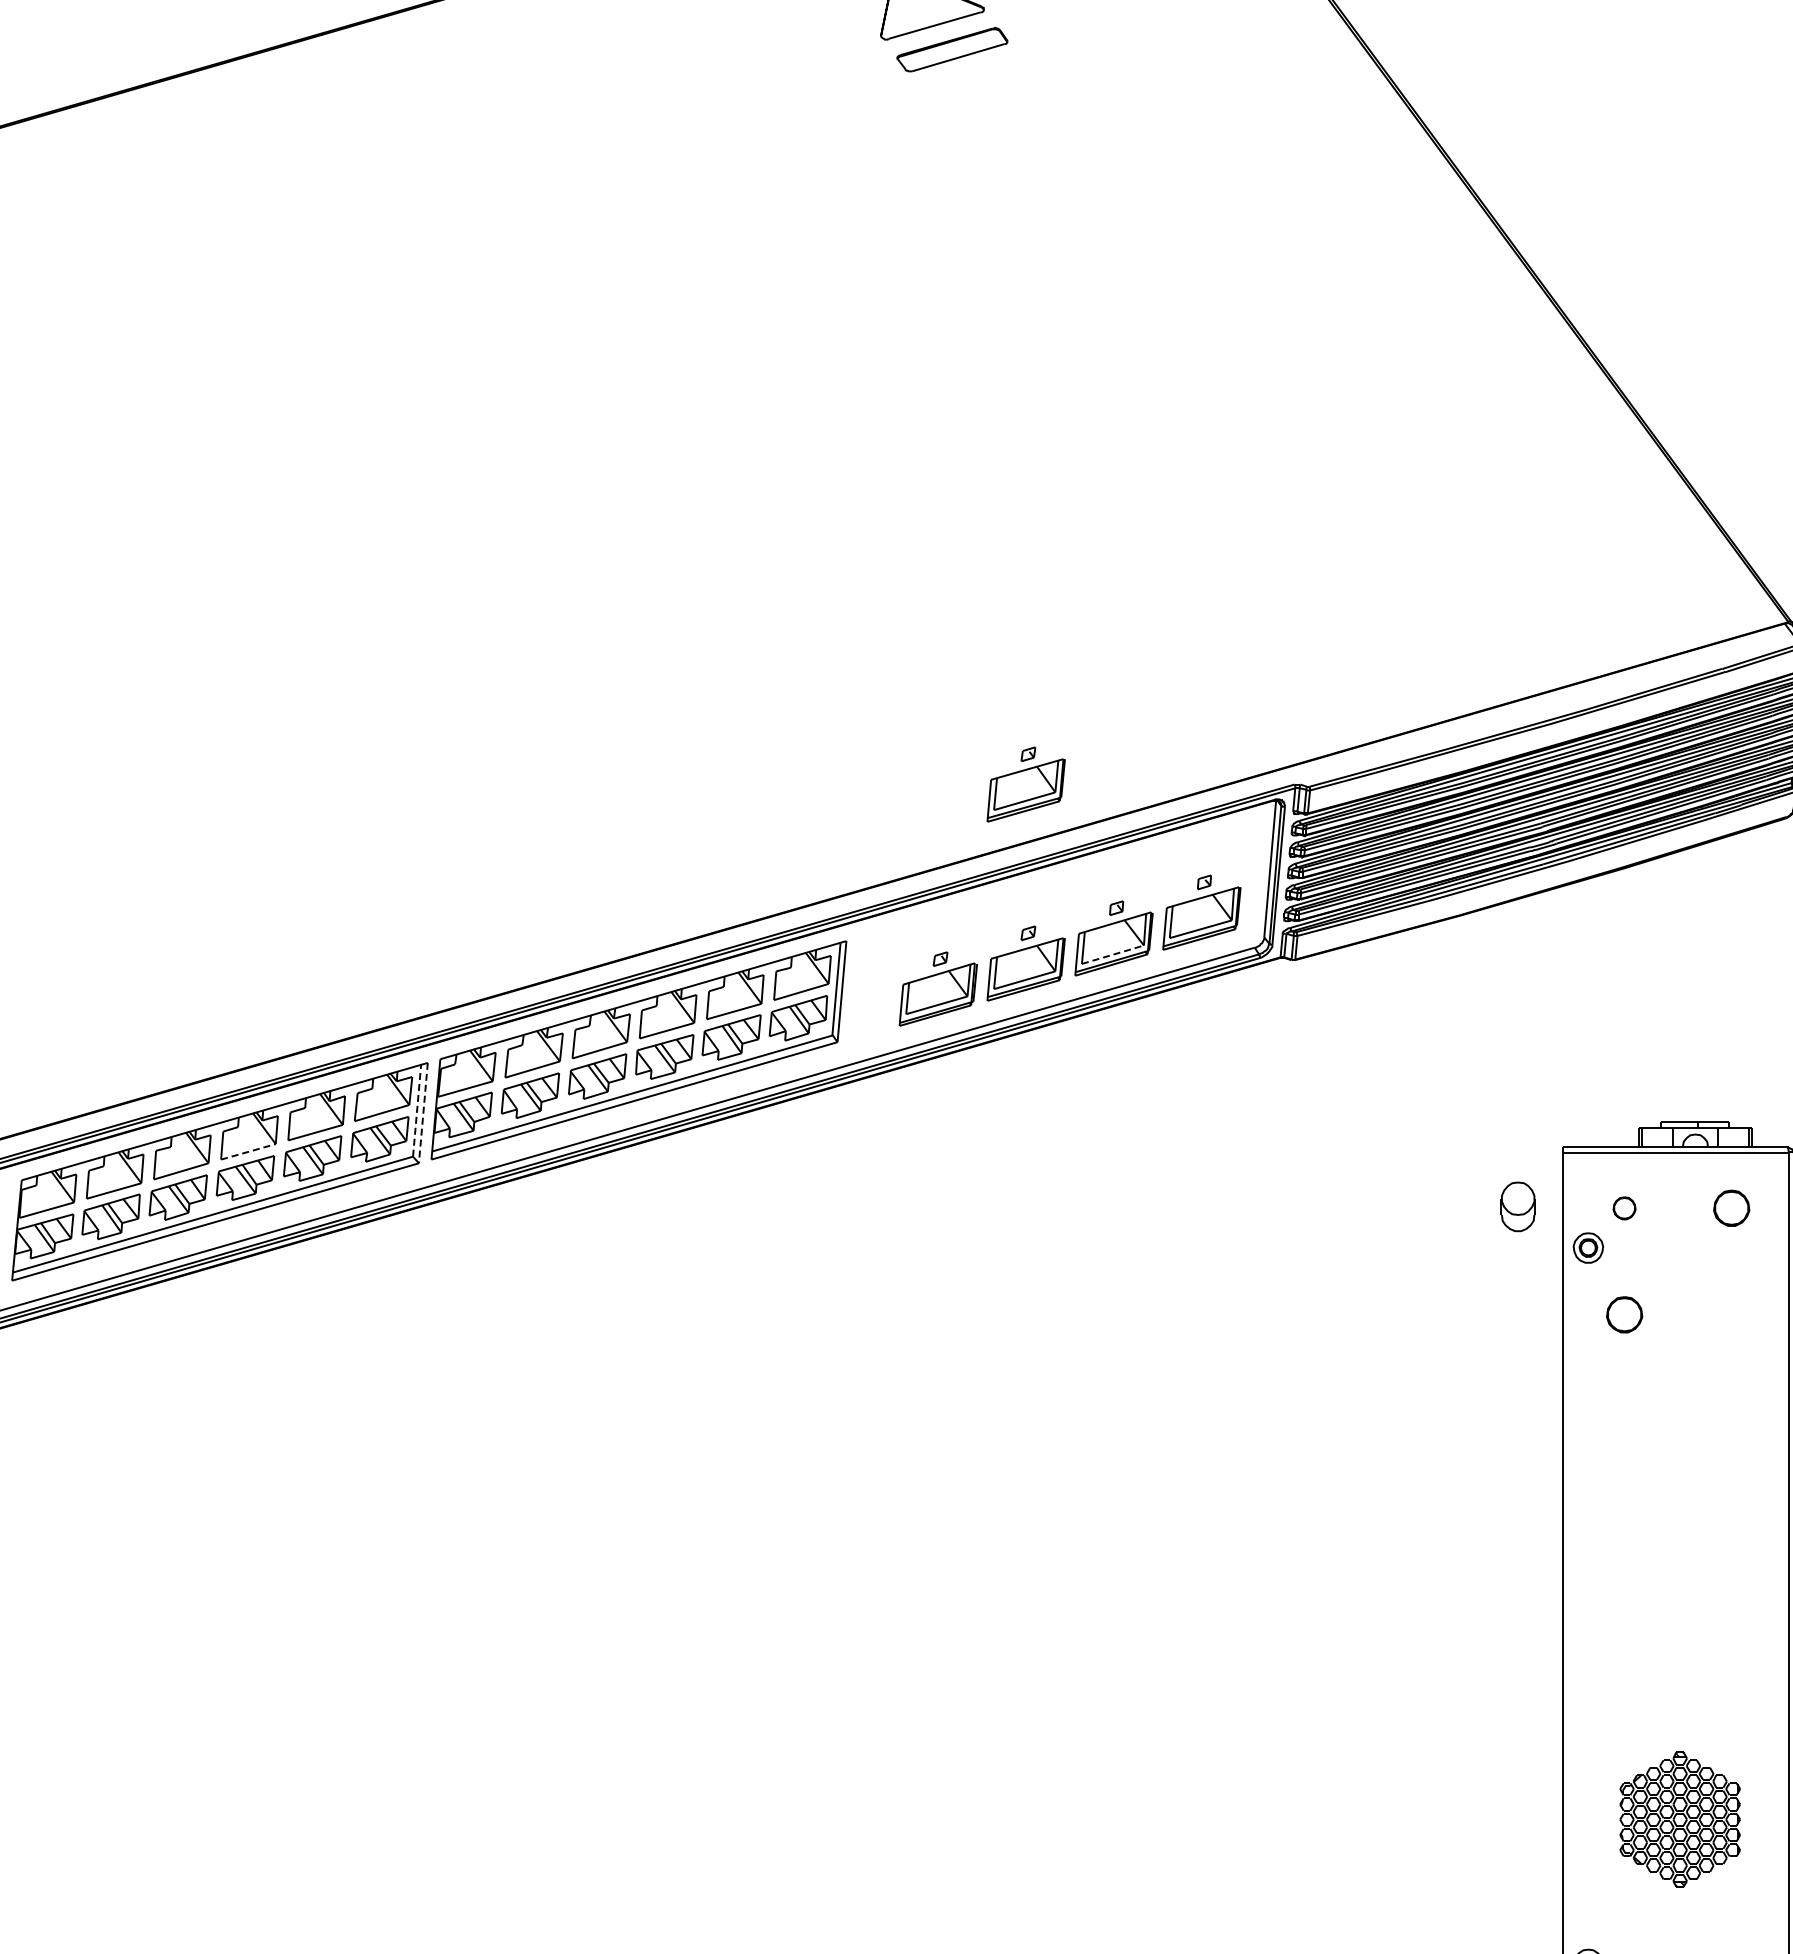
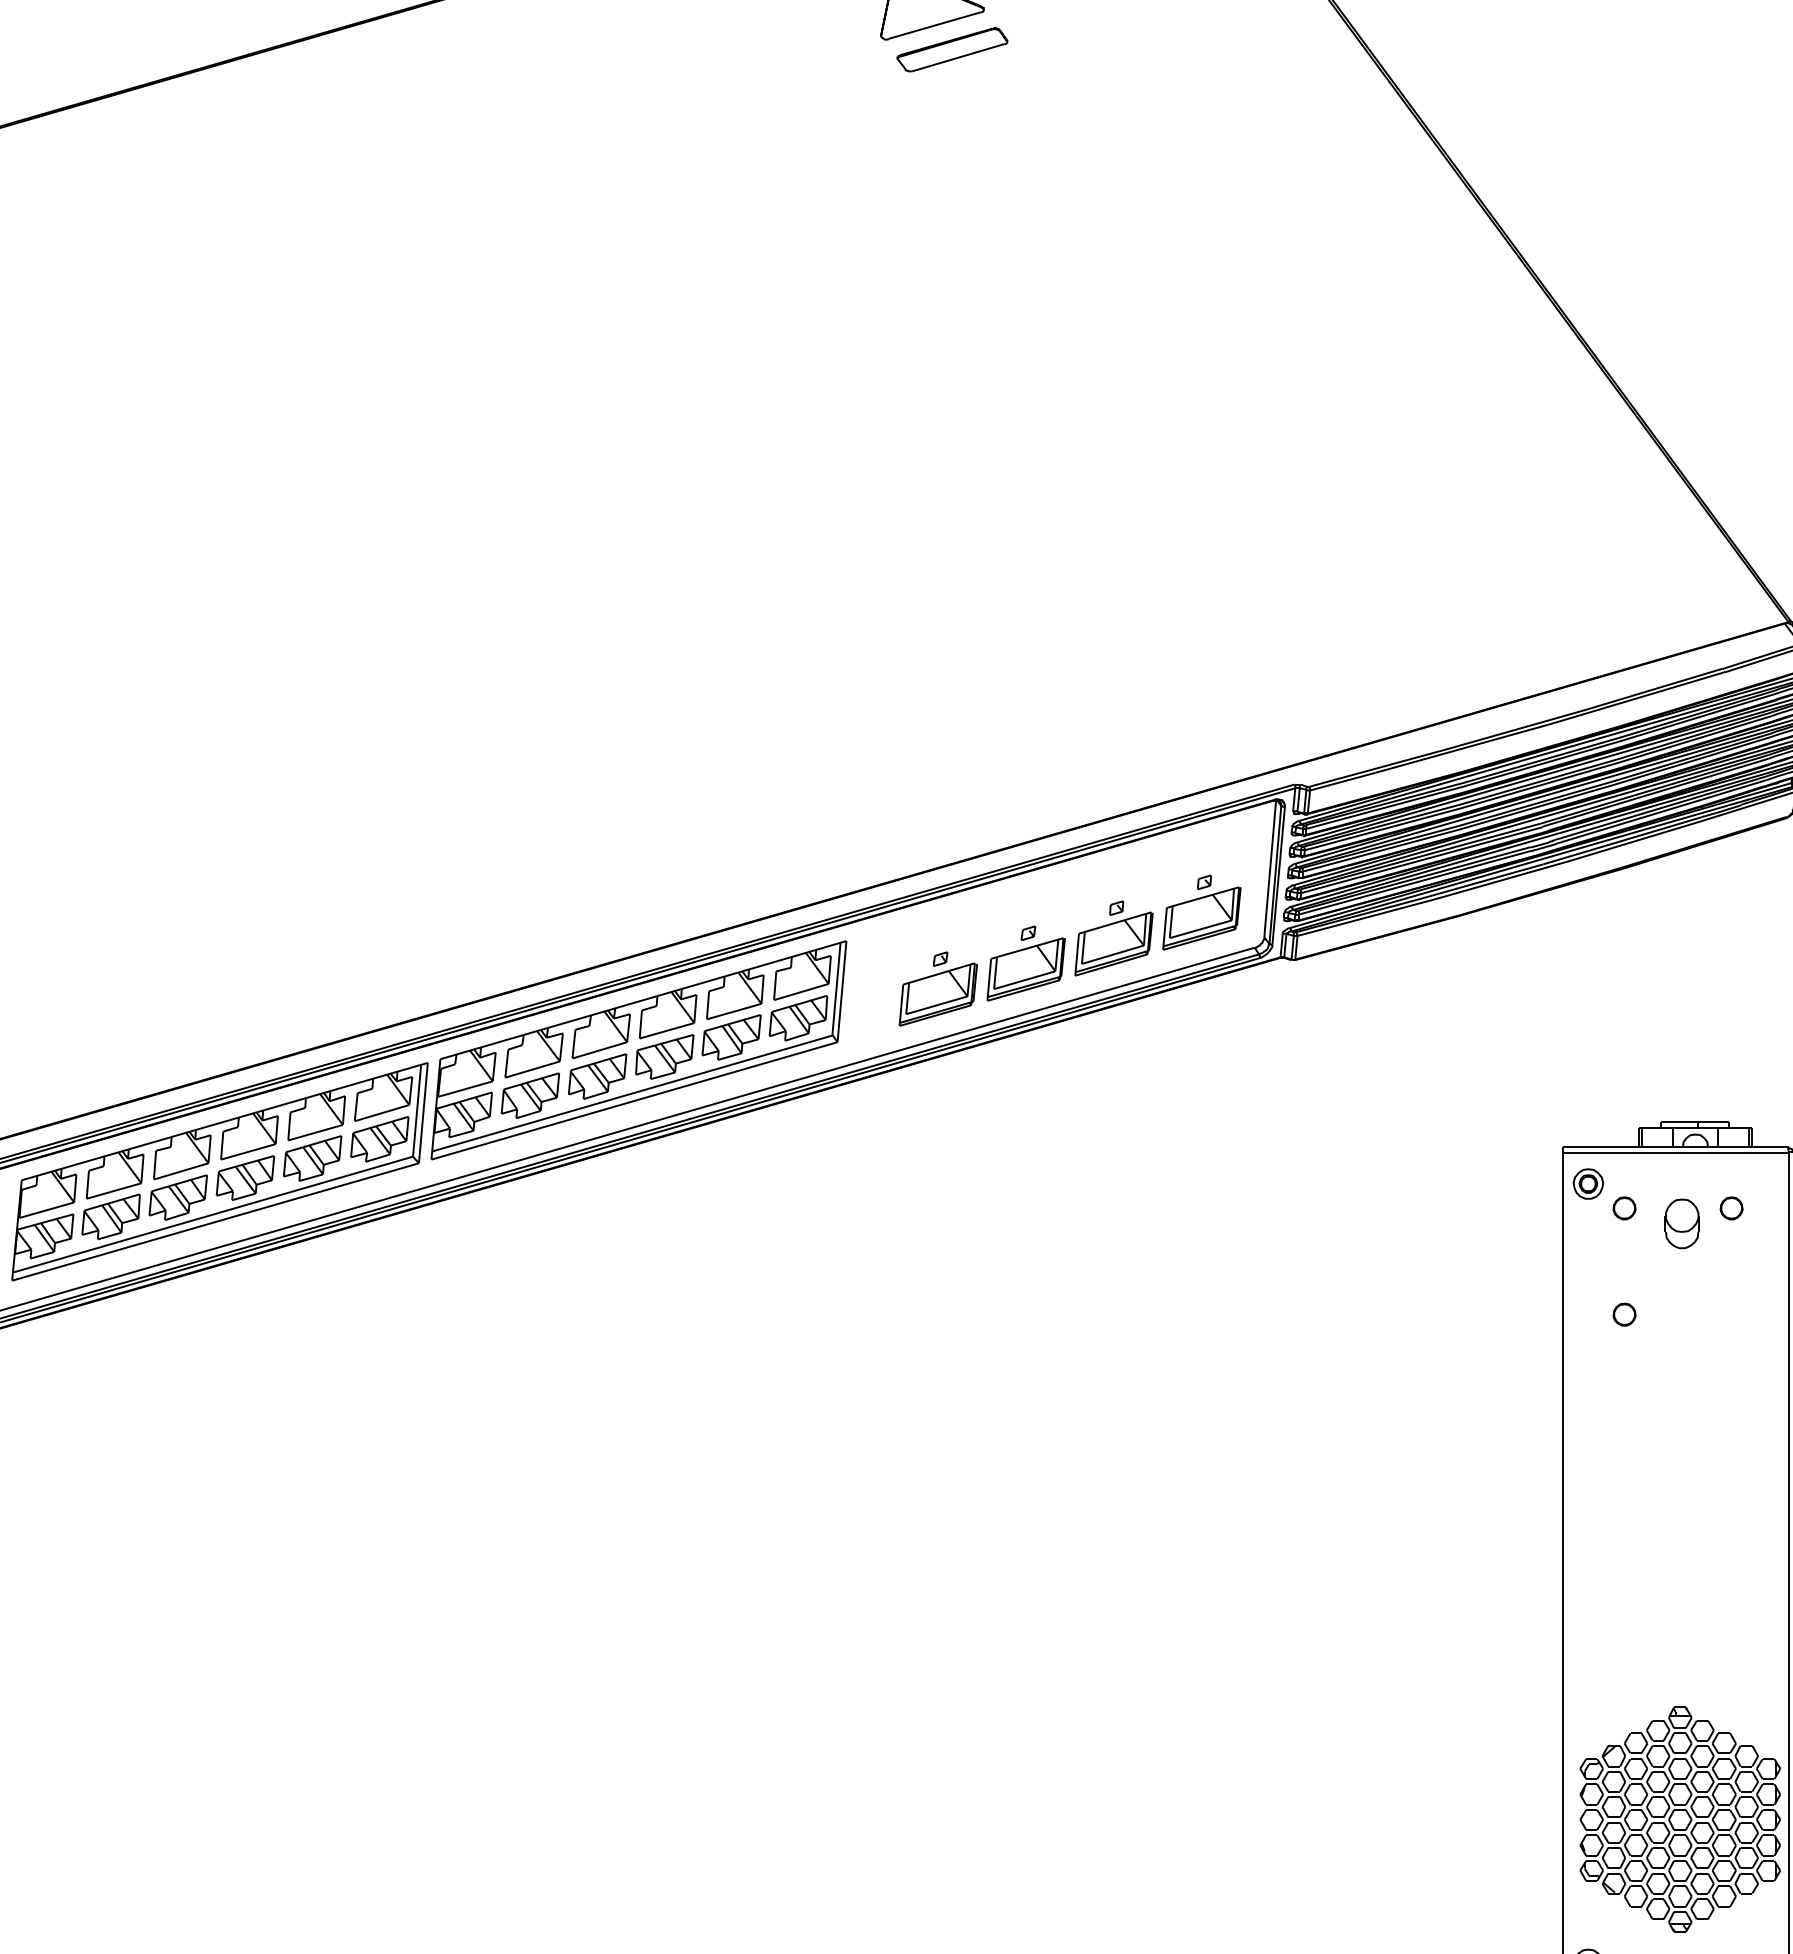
part: present -> none (1025, 784)
line: dashed -> solid (1113, 954)
line: dashed -> solid (417, 1110)
line: dashed -> solid (423, 1113)
line: dashed -> solid (248, 1151)
part position: (1517, 1206) -> (1681, 1223) (1681, 1223)
part size: 38x38 px -> 25x25 px (1731, 1208)
part position: (1588, 1247) -> (1588, 1183) (1588, 1183)
part size: 38x38 px -> 25x25 px (1624, 1314)
part size: 122x137 px -> 202x227 px (1679, 1819)
